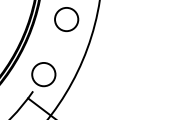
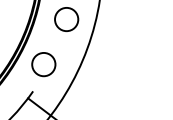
circle position: (43, 74) -> (43, 64) (43, 64)
